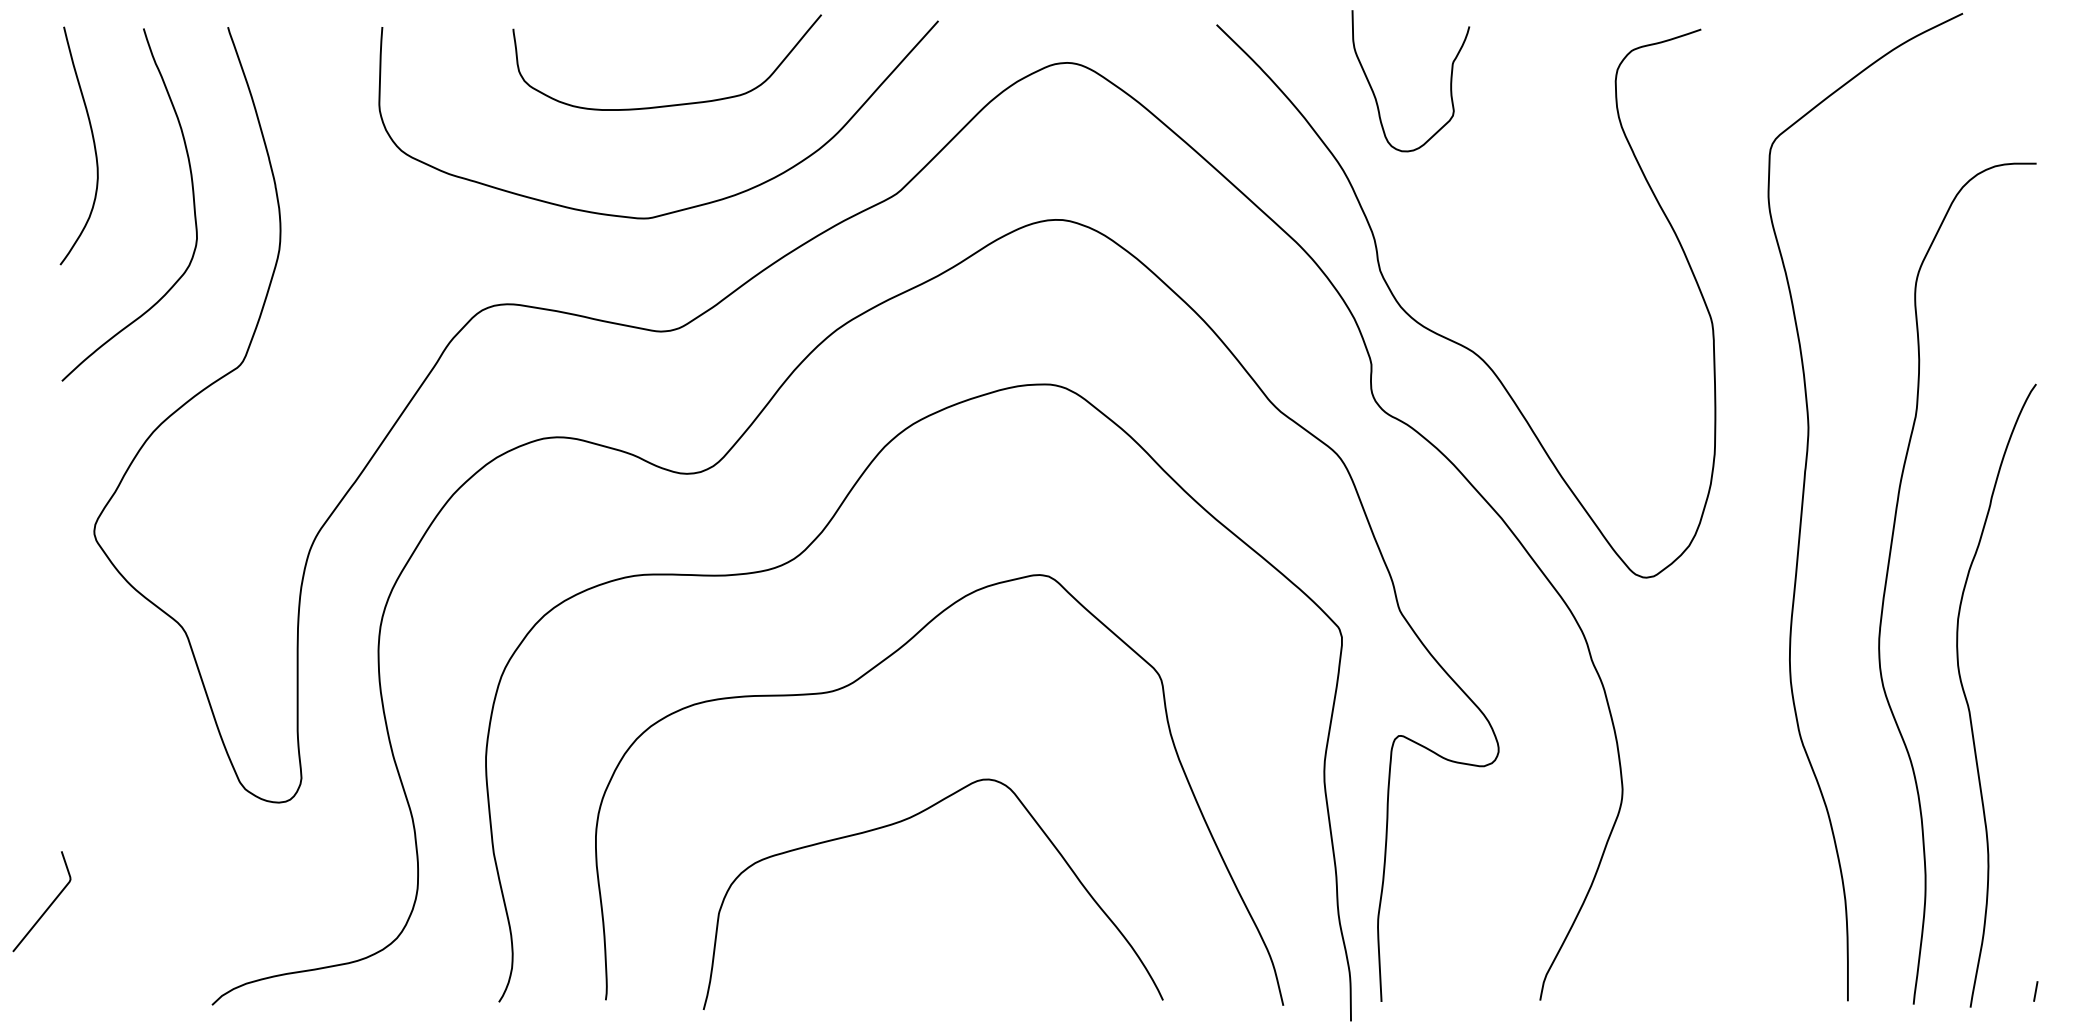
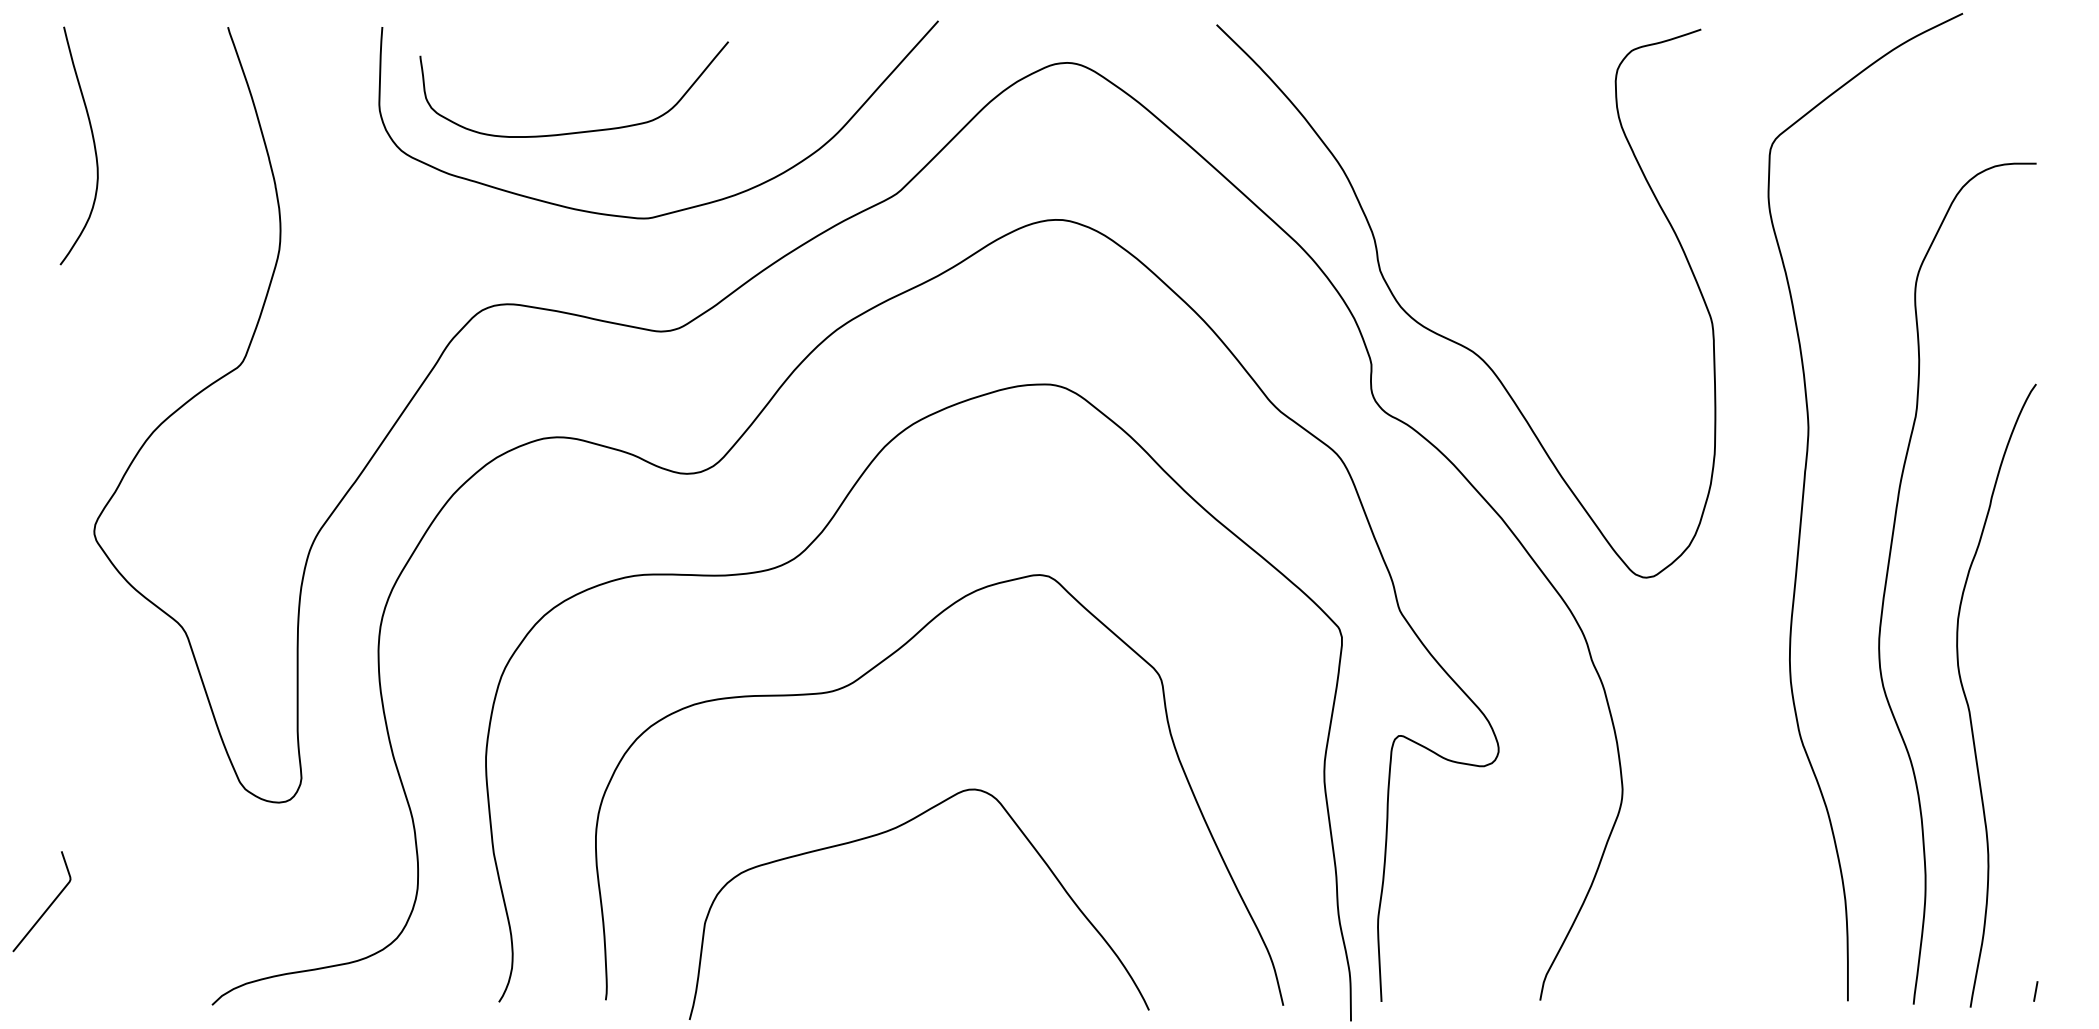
curve: present -> none (1376, 97)
curve position: (670, 104) -> (577, 131) (577, 131)
curve: present -> none (192, 197)
curve position: (901, 822) -> (887, 832) (887, 832)
